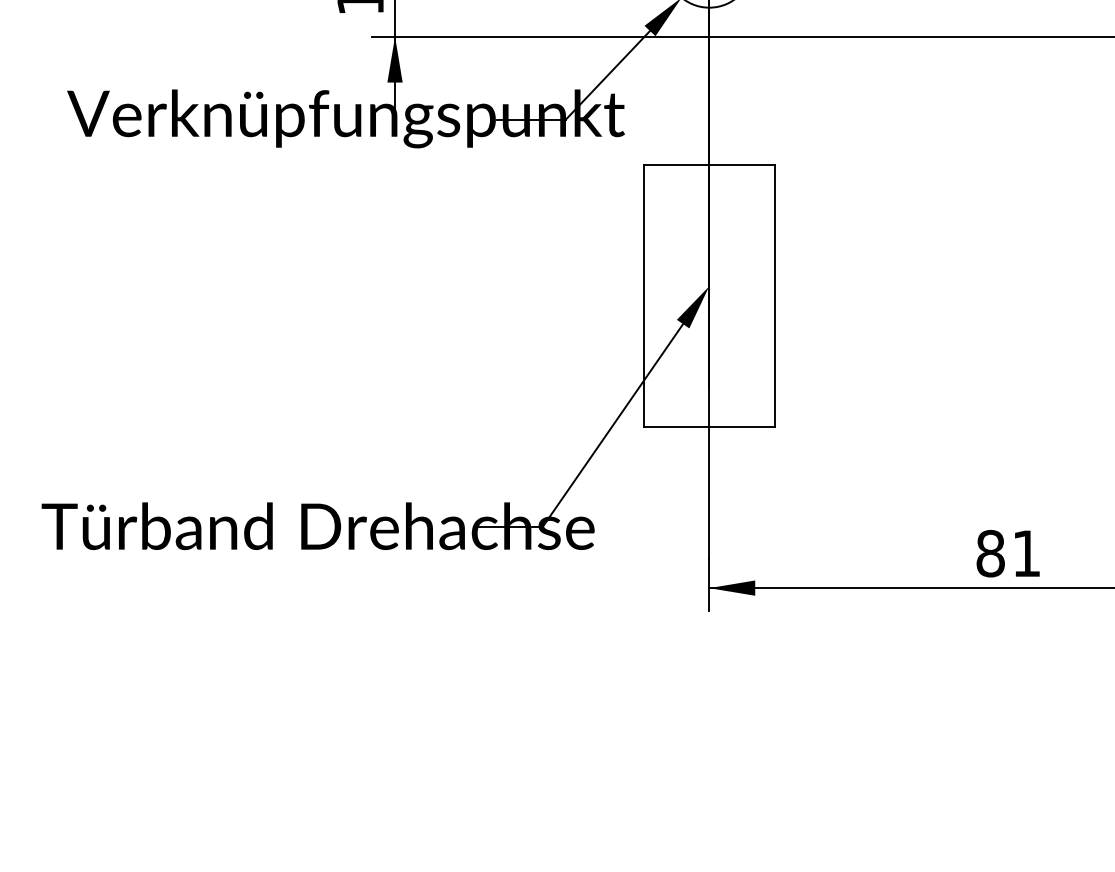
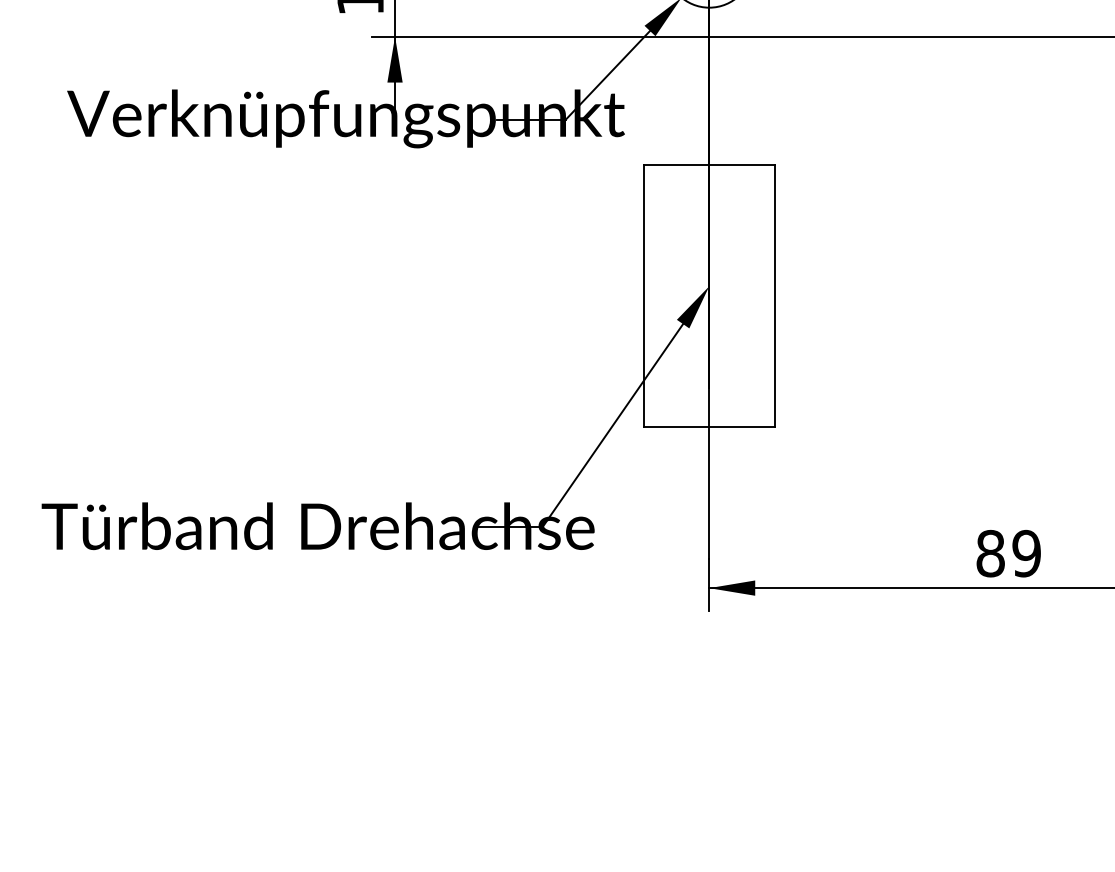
text: 81 -> 89 (1026, 553)
